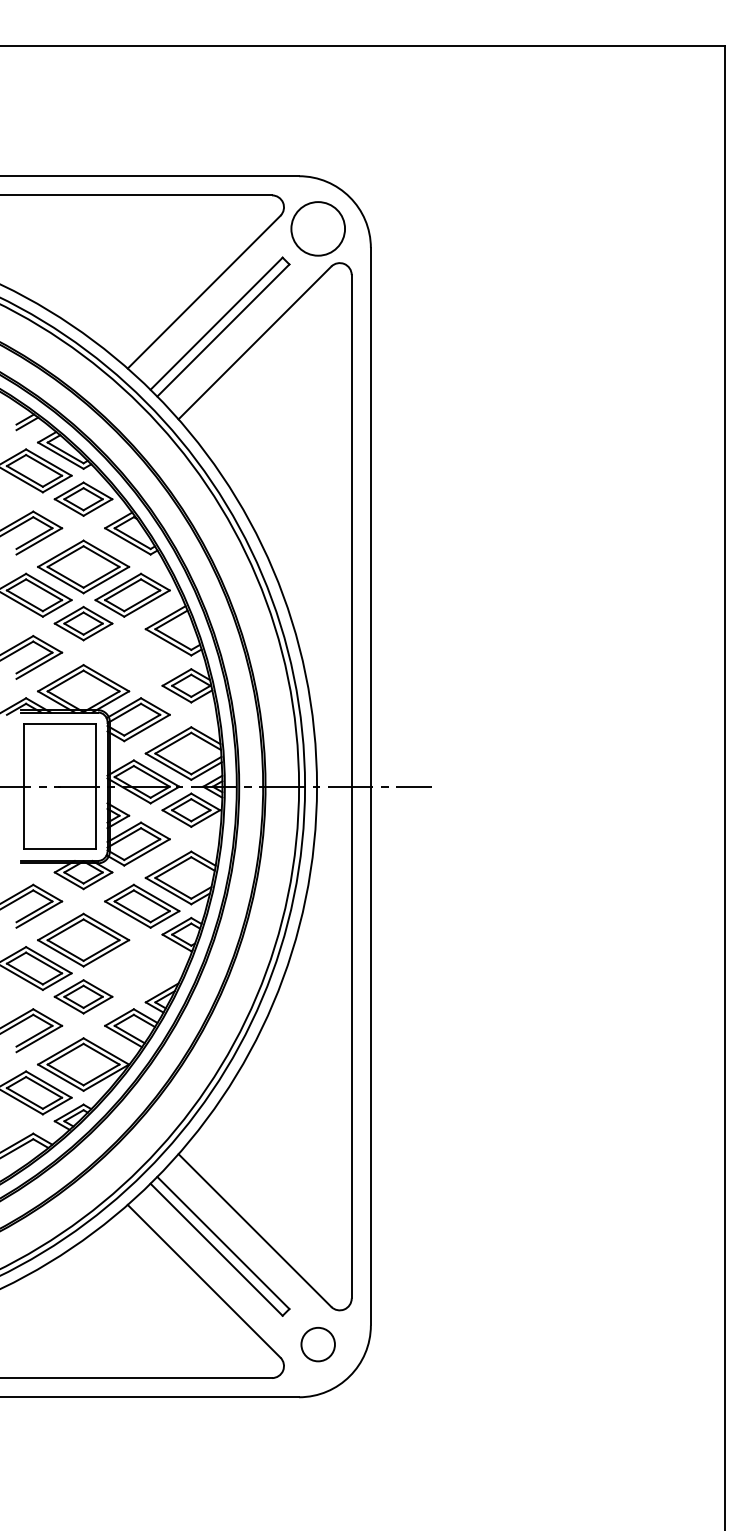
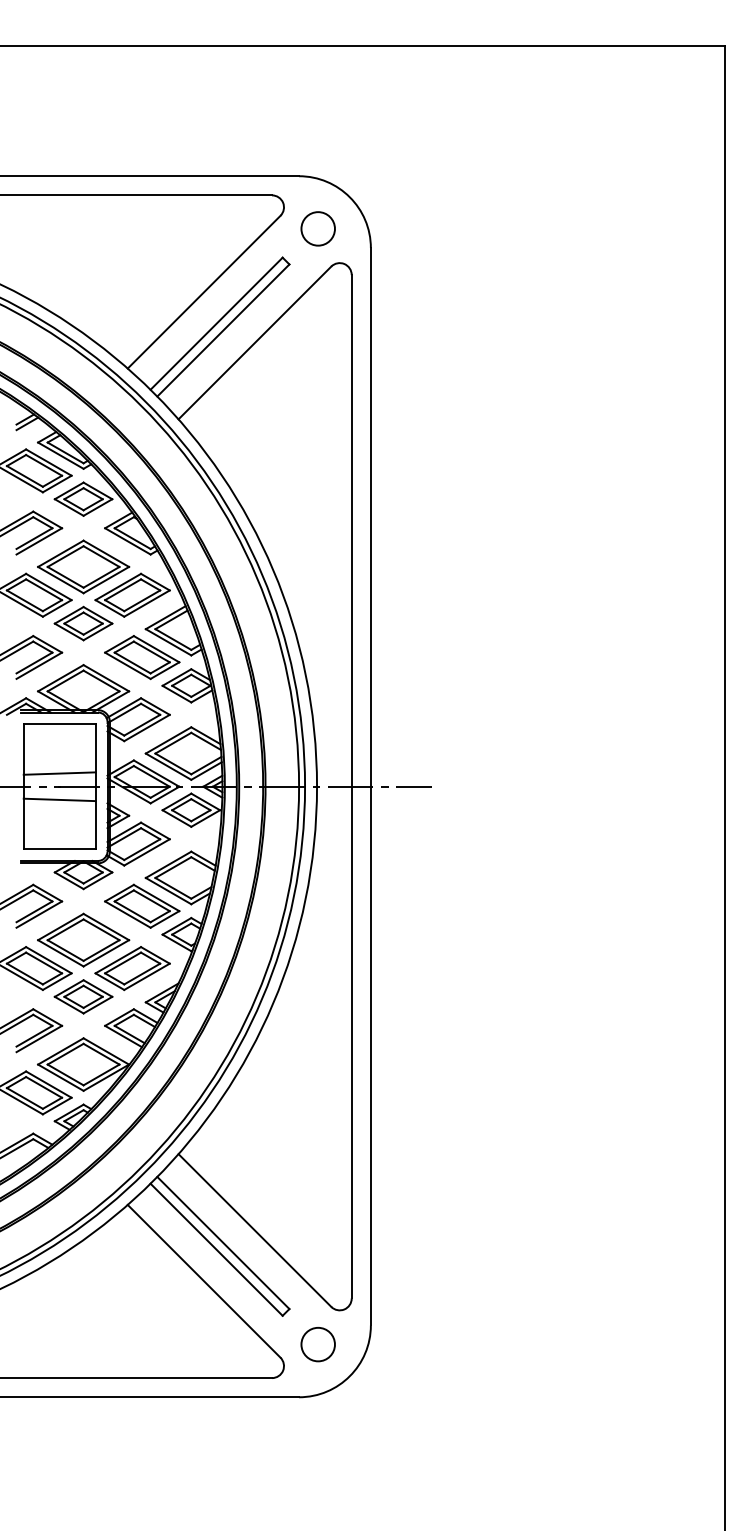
circle diameter: 54 px -> 34 px (317, 228)
part: none -> present (142, 657)
line: none -> present (59, 773)
line: none -> present (59, 799)
part: none -> present (132, 968)
